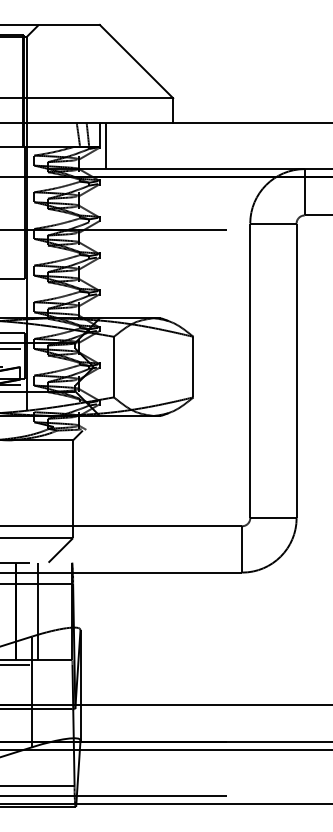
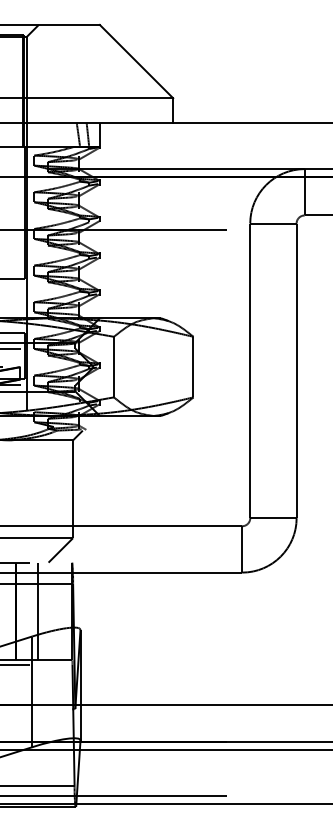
line: present -> none (105, 145)
line: present -> none (37, 709)
